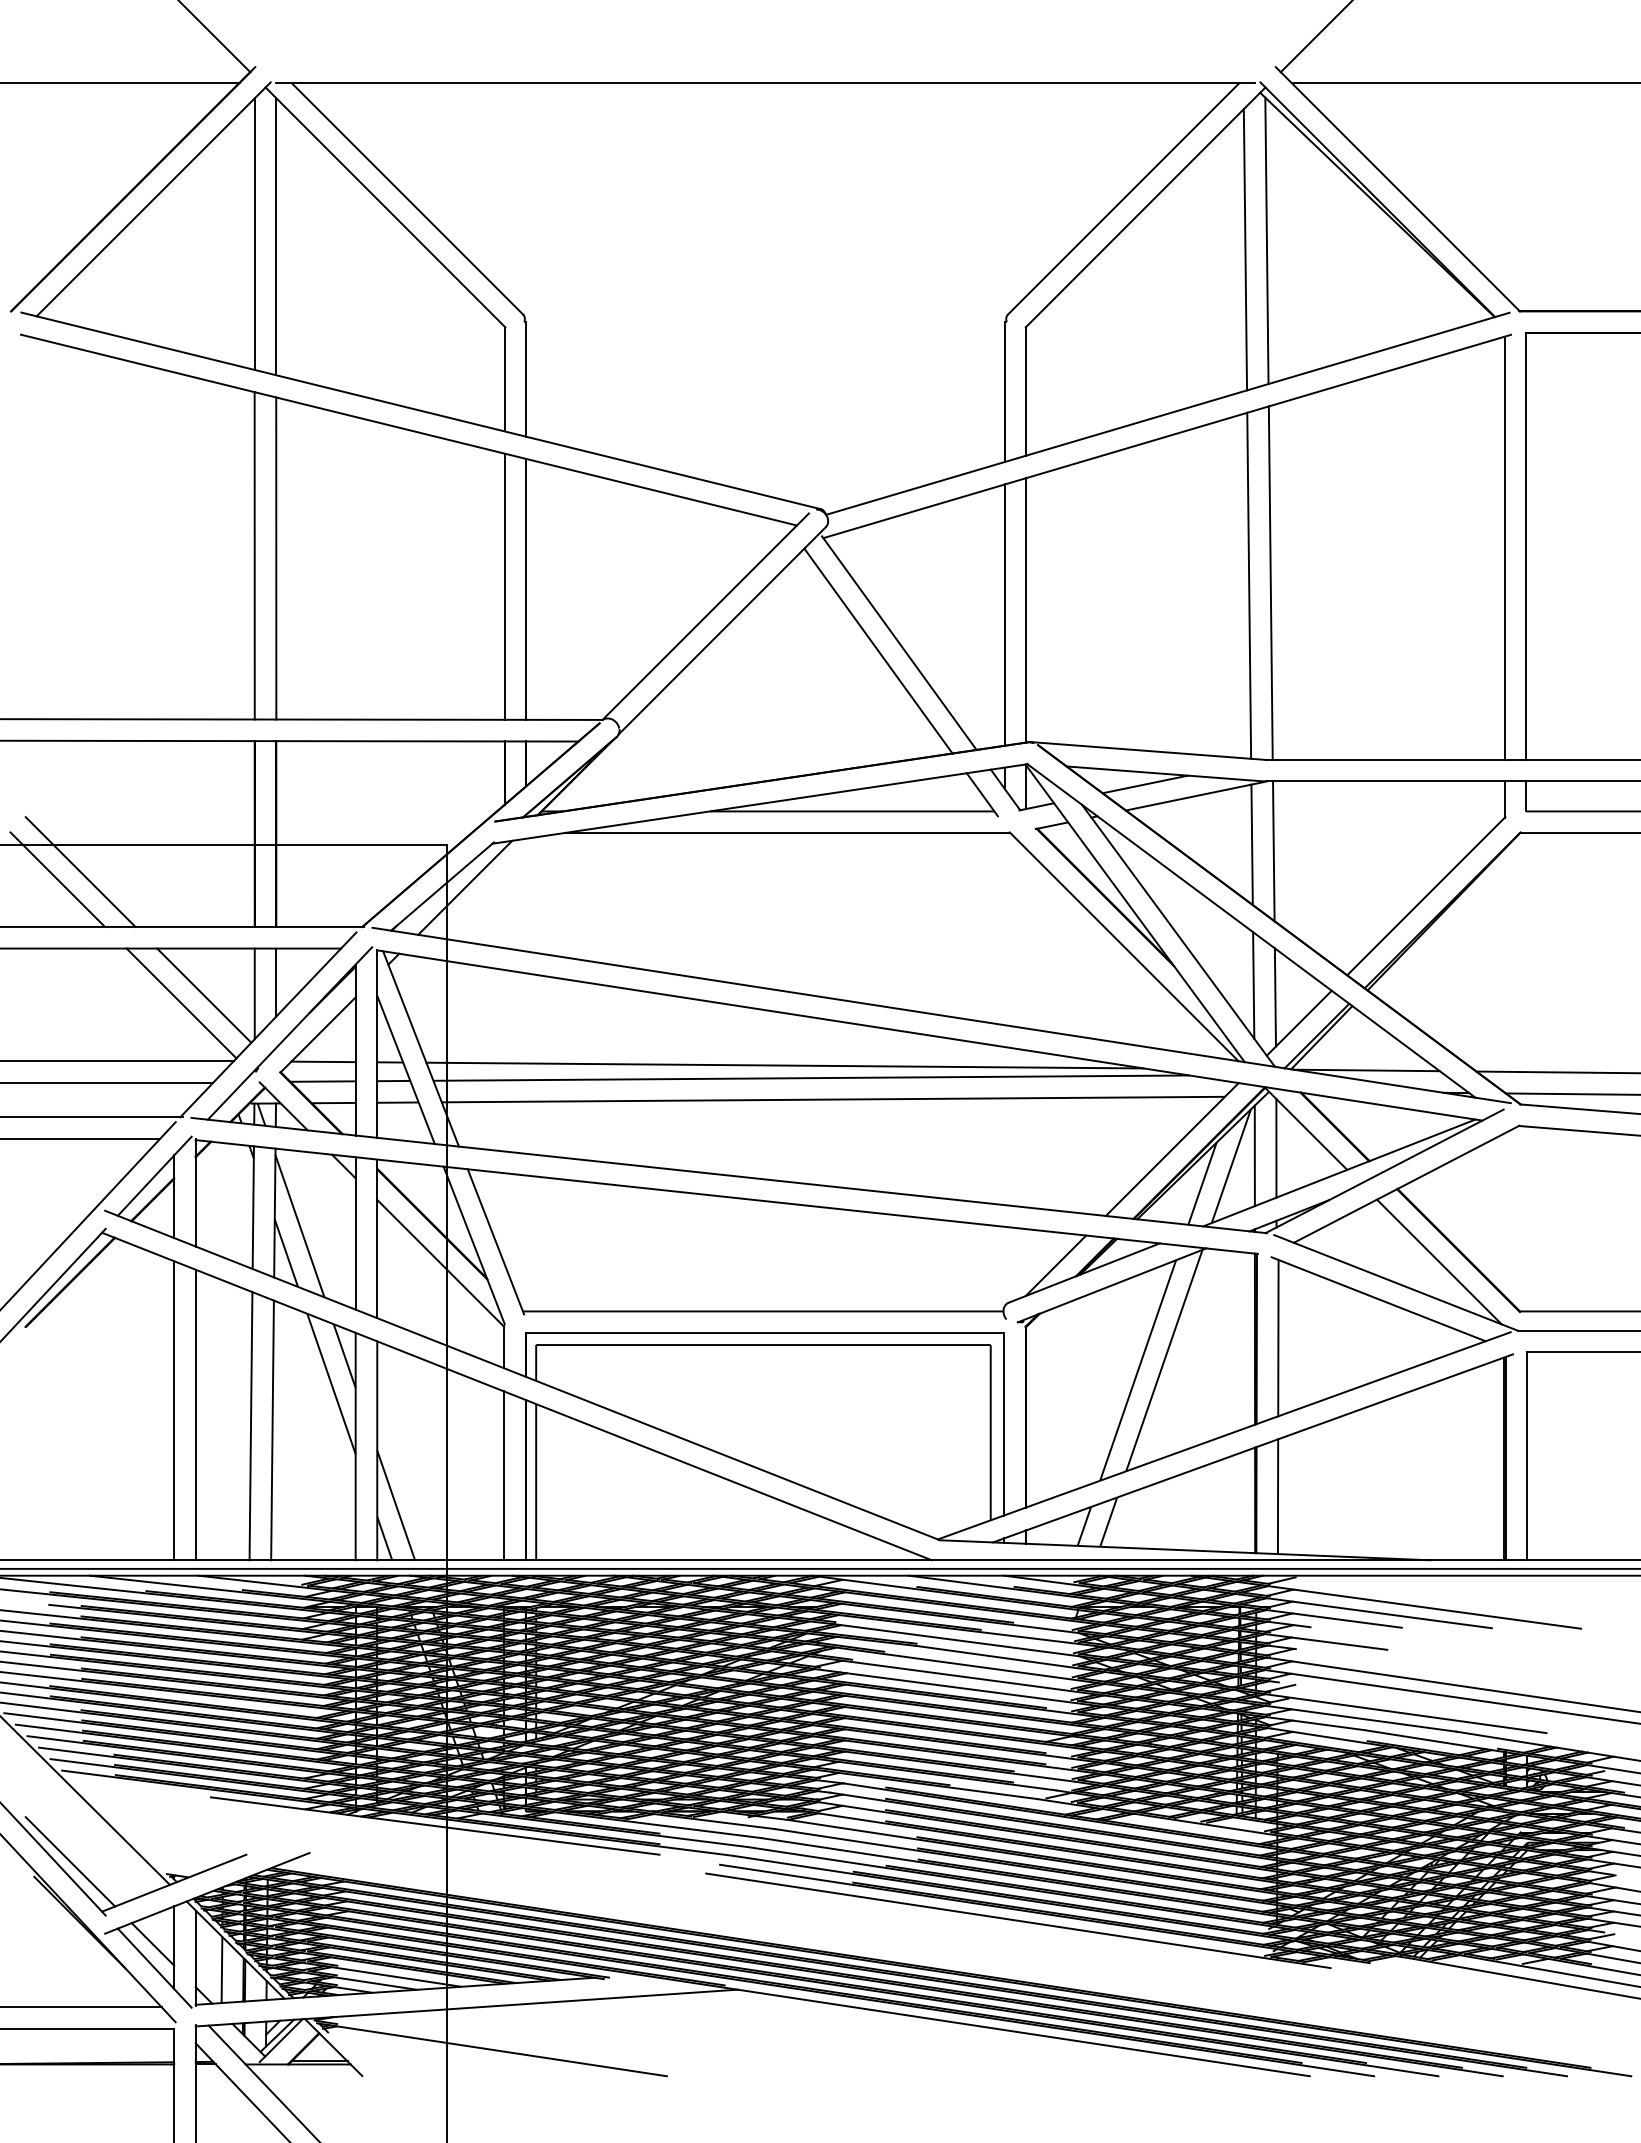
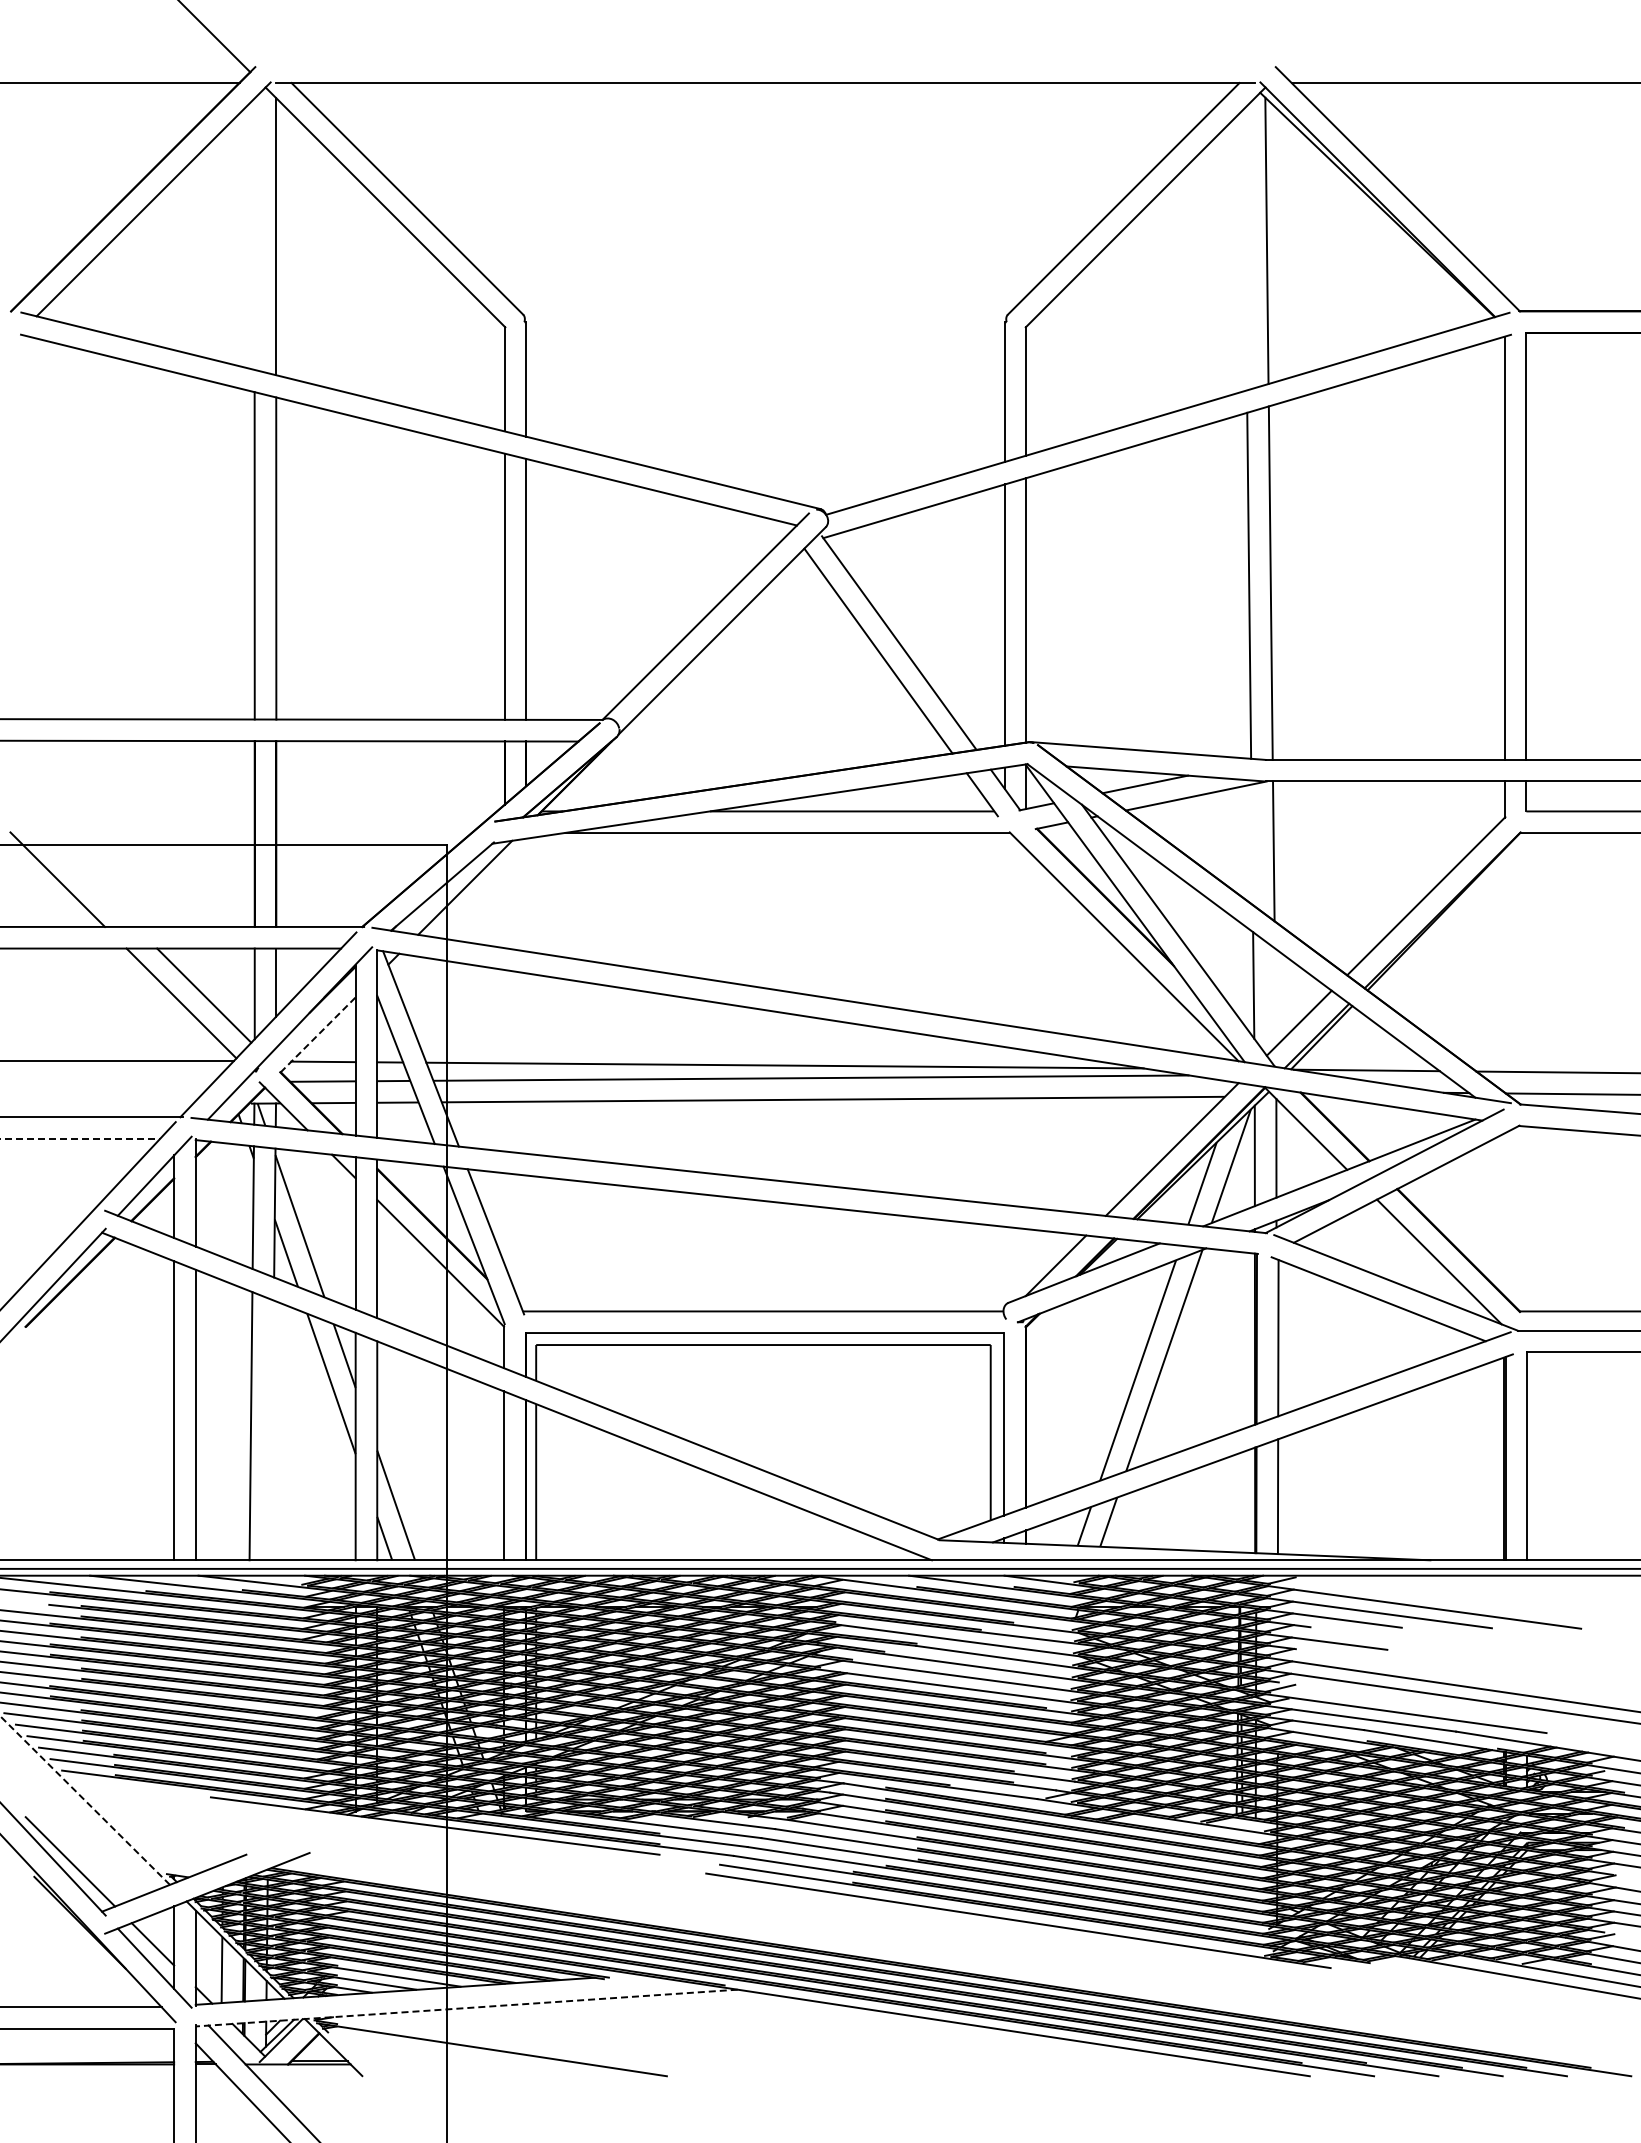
line: present -> none (1315, 37)
line: present -> none (254, 233)
line: present -> none (1245, 249)
line: present -> none (1251, 844)
line: present -> none (80, 871)
line: present -> none (1274, 997)
line: solid -> dashed (318, 1034)
line: present -> none (107, 1083)
line: solid -> dashed (80, 1138)
line: present -> none (272, 1430)
line: solid -> dashed (84, 1800)
line: solid -> dashed (466, 2008)
